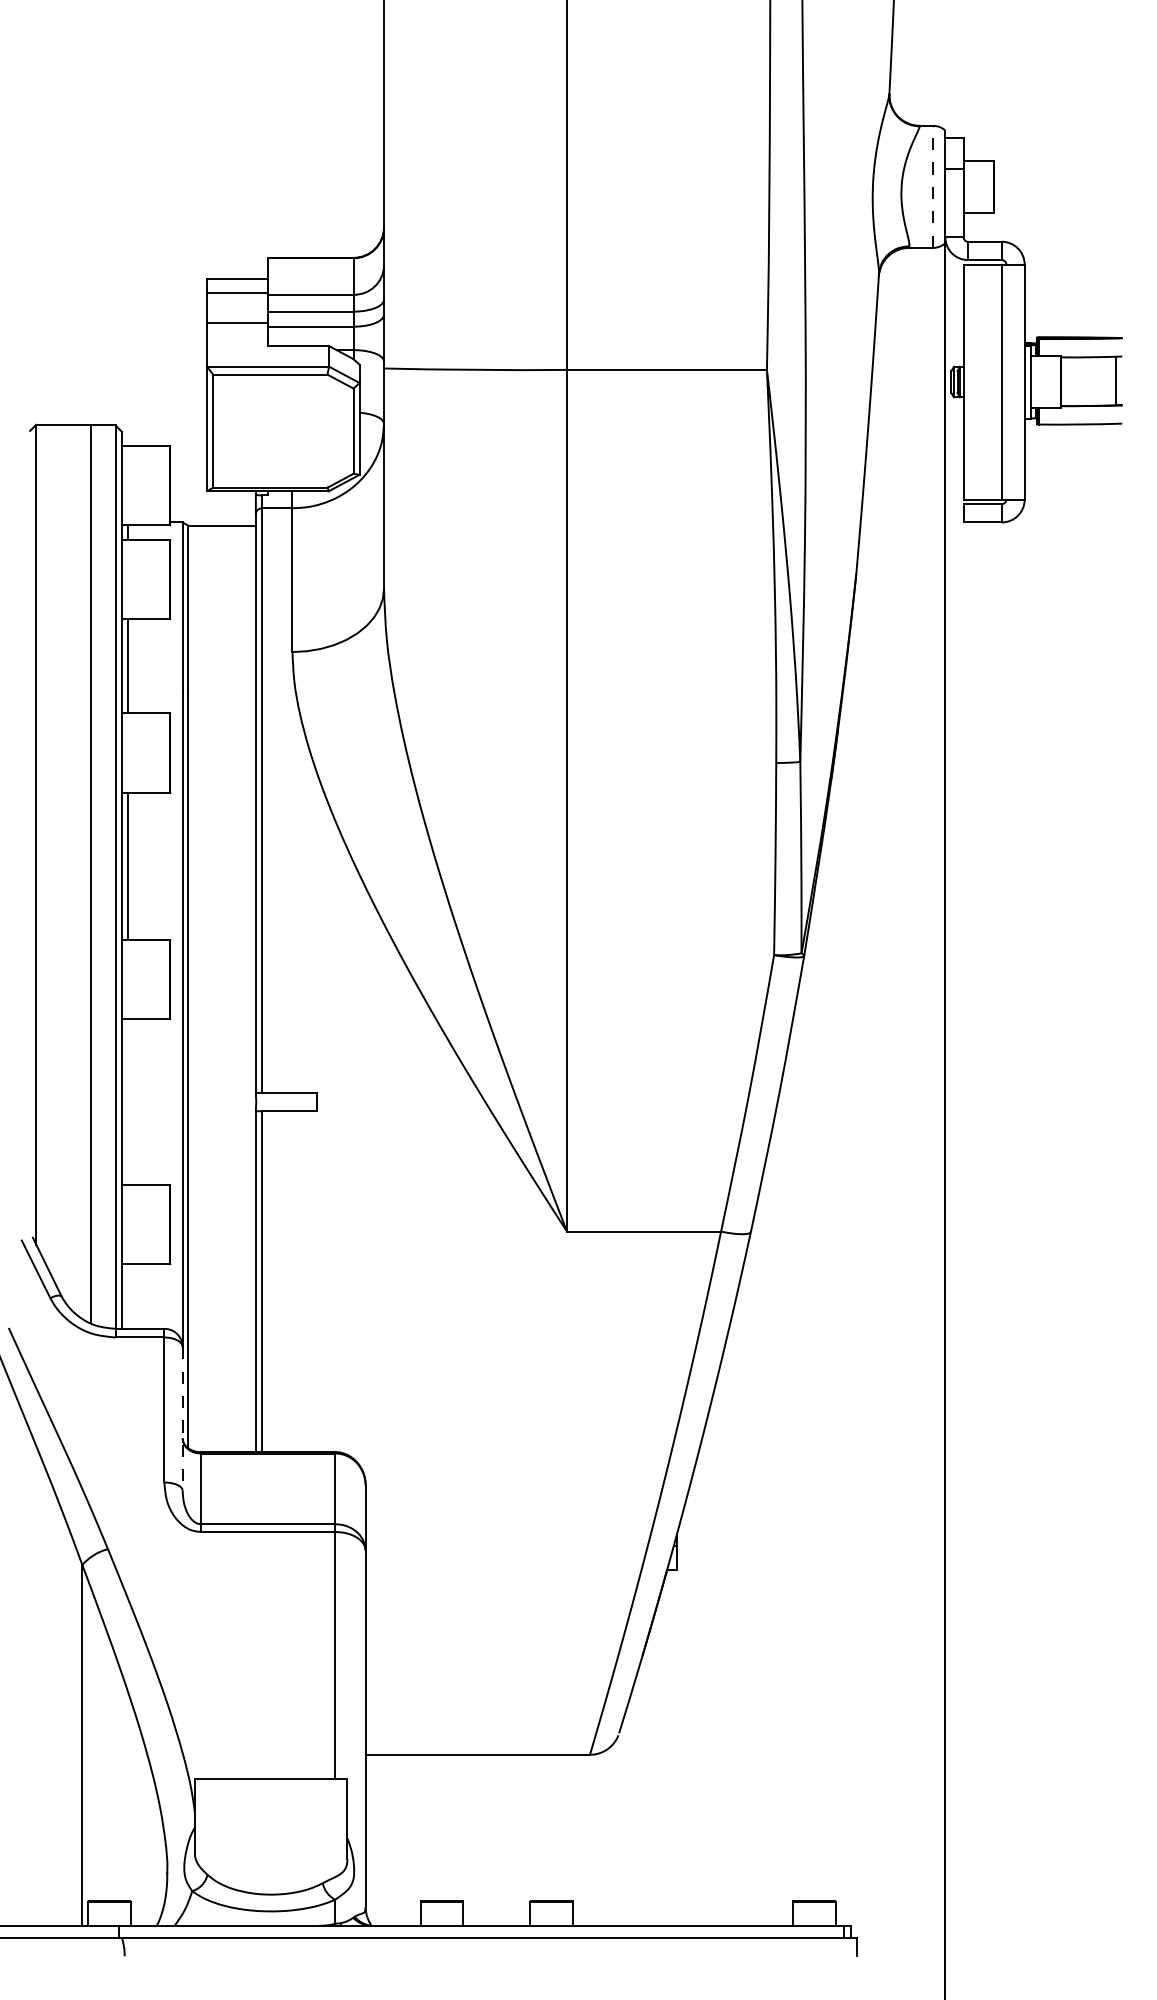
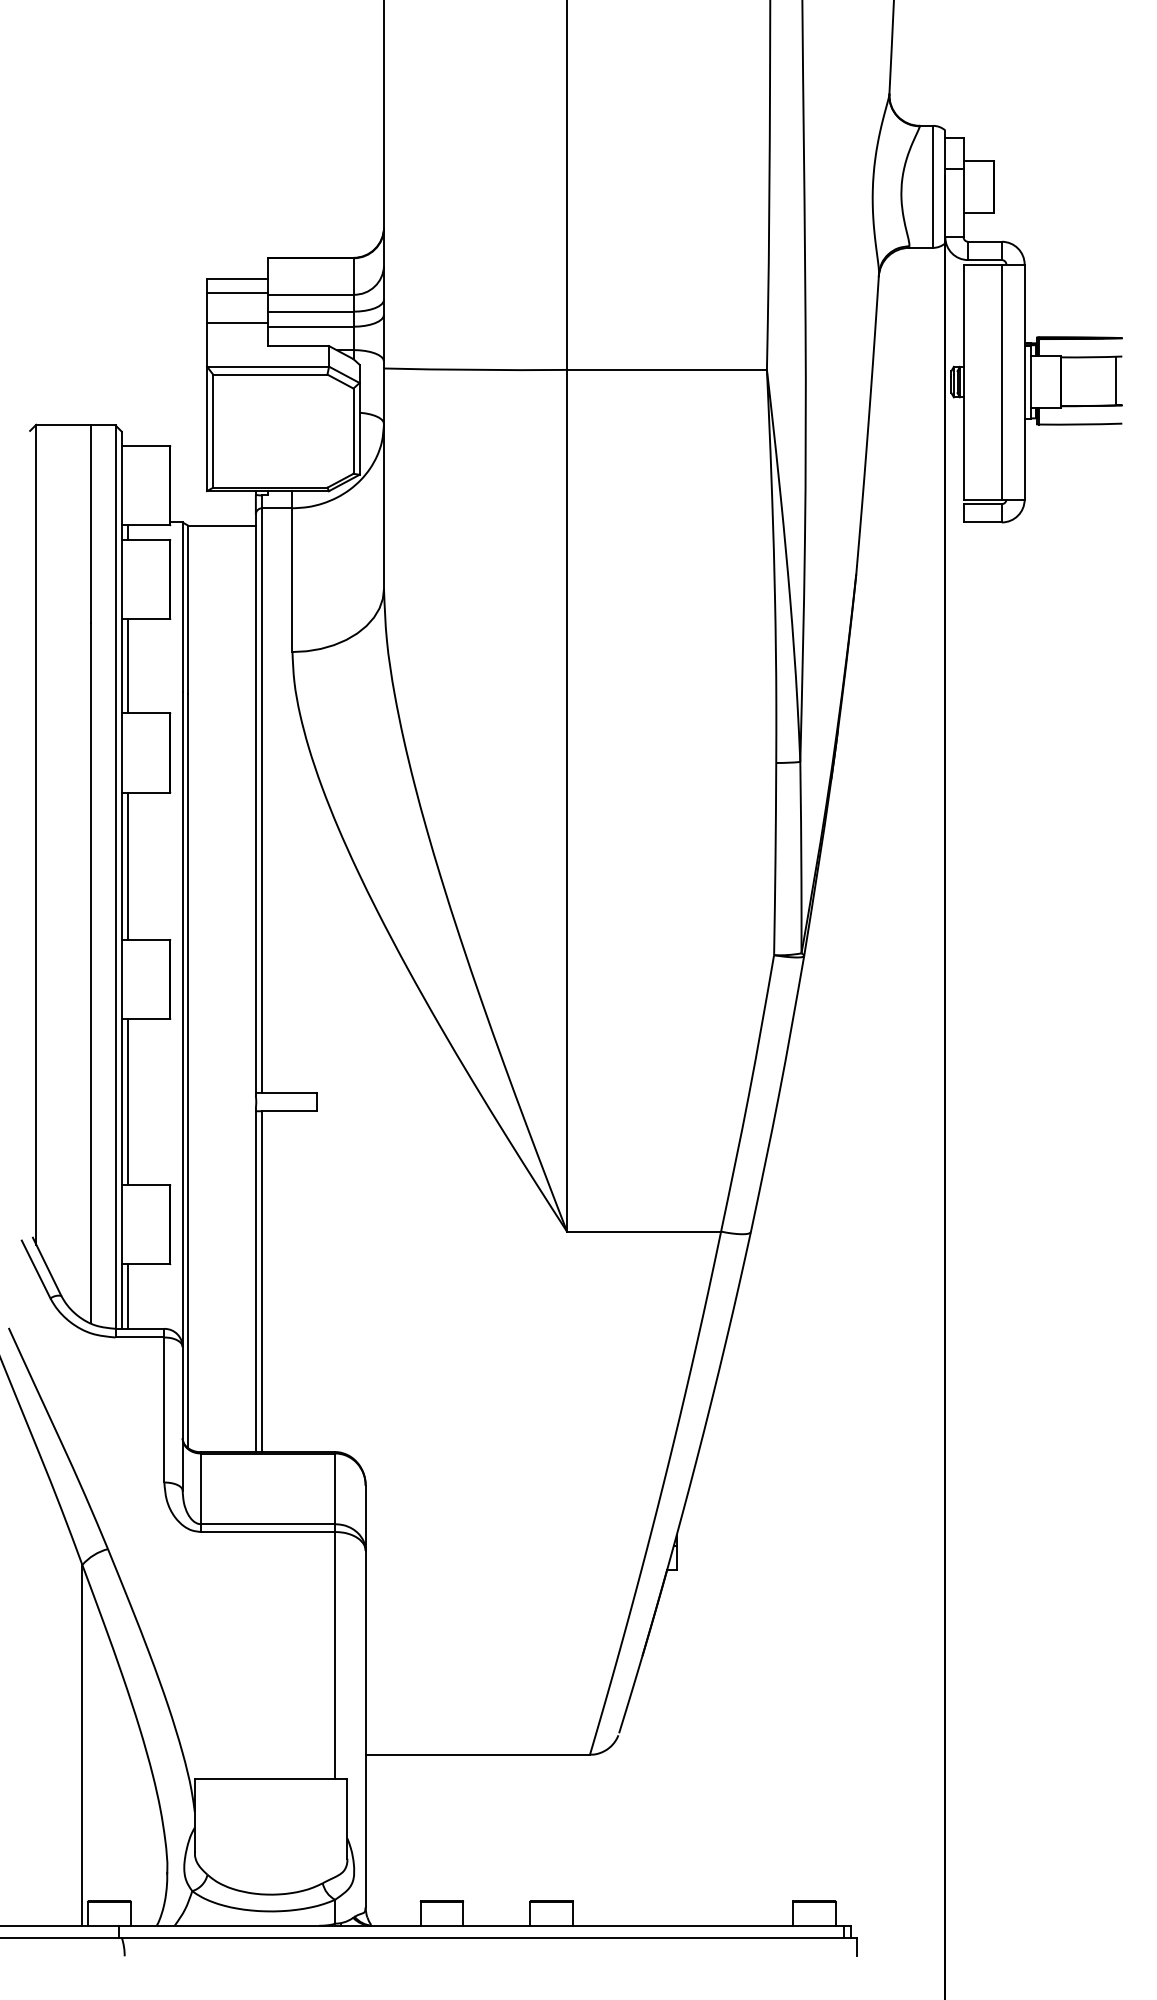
line: dashed -> solid (933, 186)
line: none -> present (127, 1102)
line: none -> present (127, 1296)
line: dashed -> solid (182, 1418)
